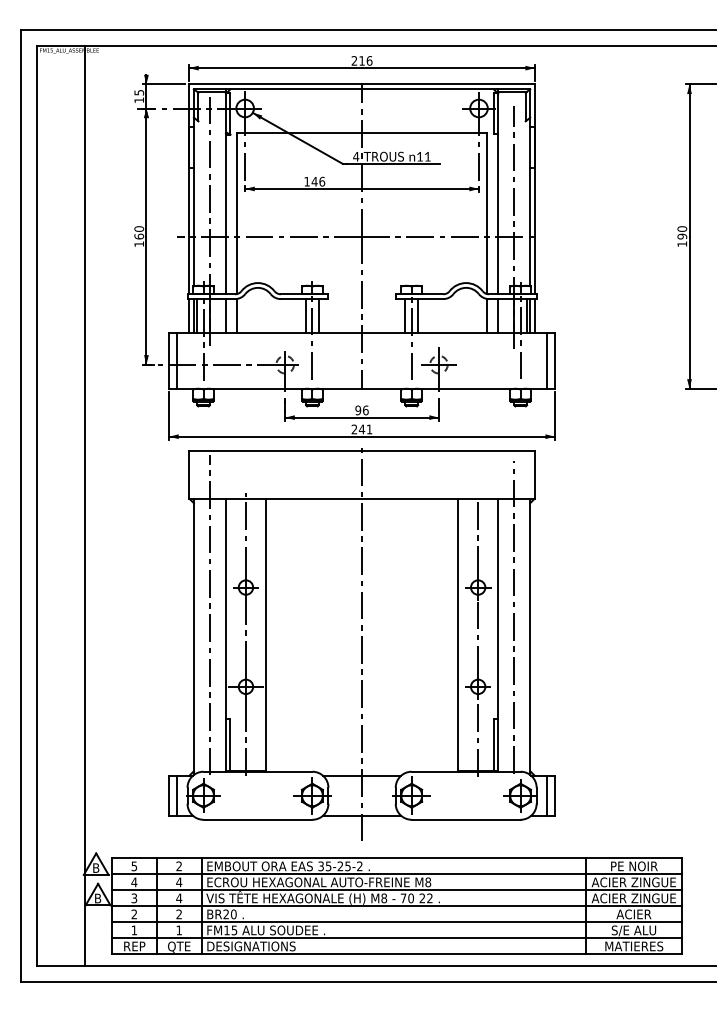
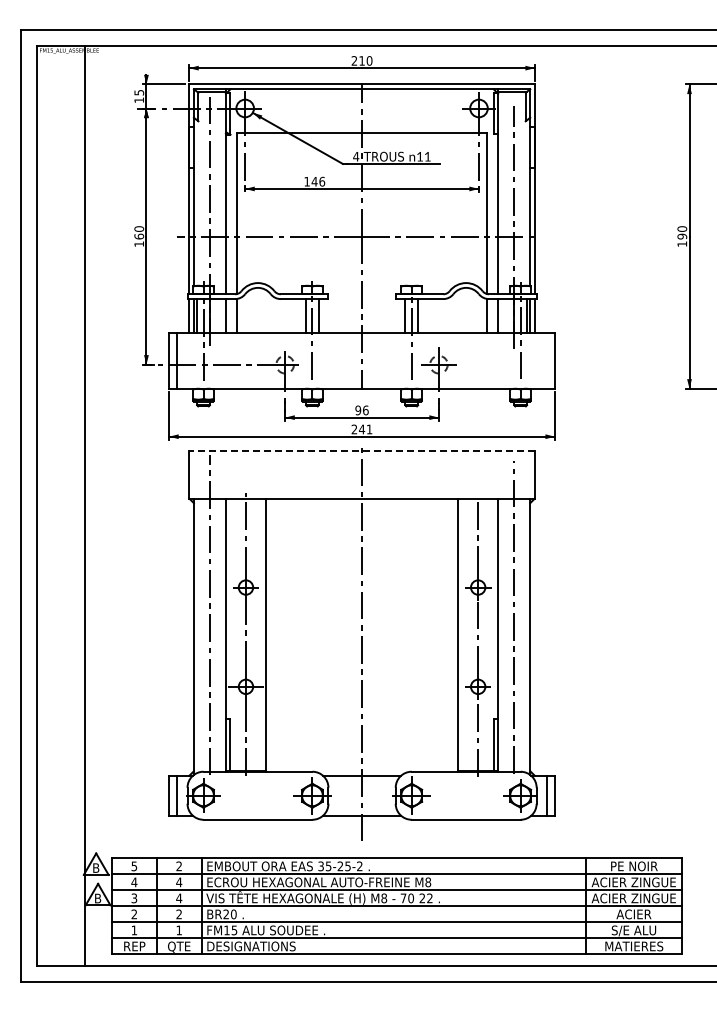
text: 216 -> 210 (369, 60)
line: present -> none (547, 360)
line: solid -> dashed (362, 450)
